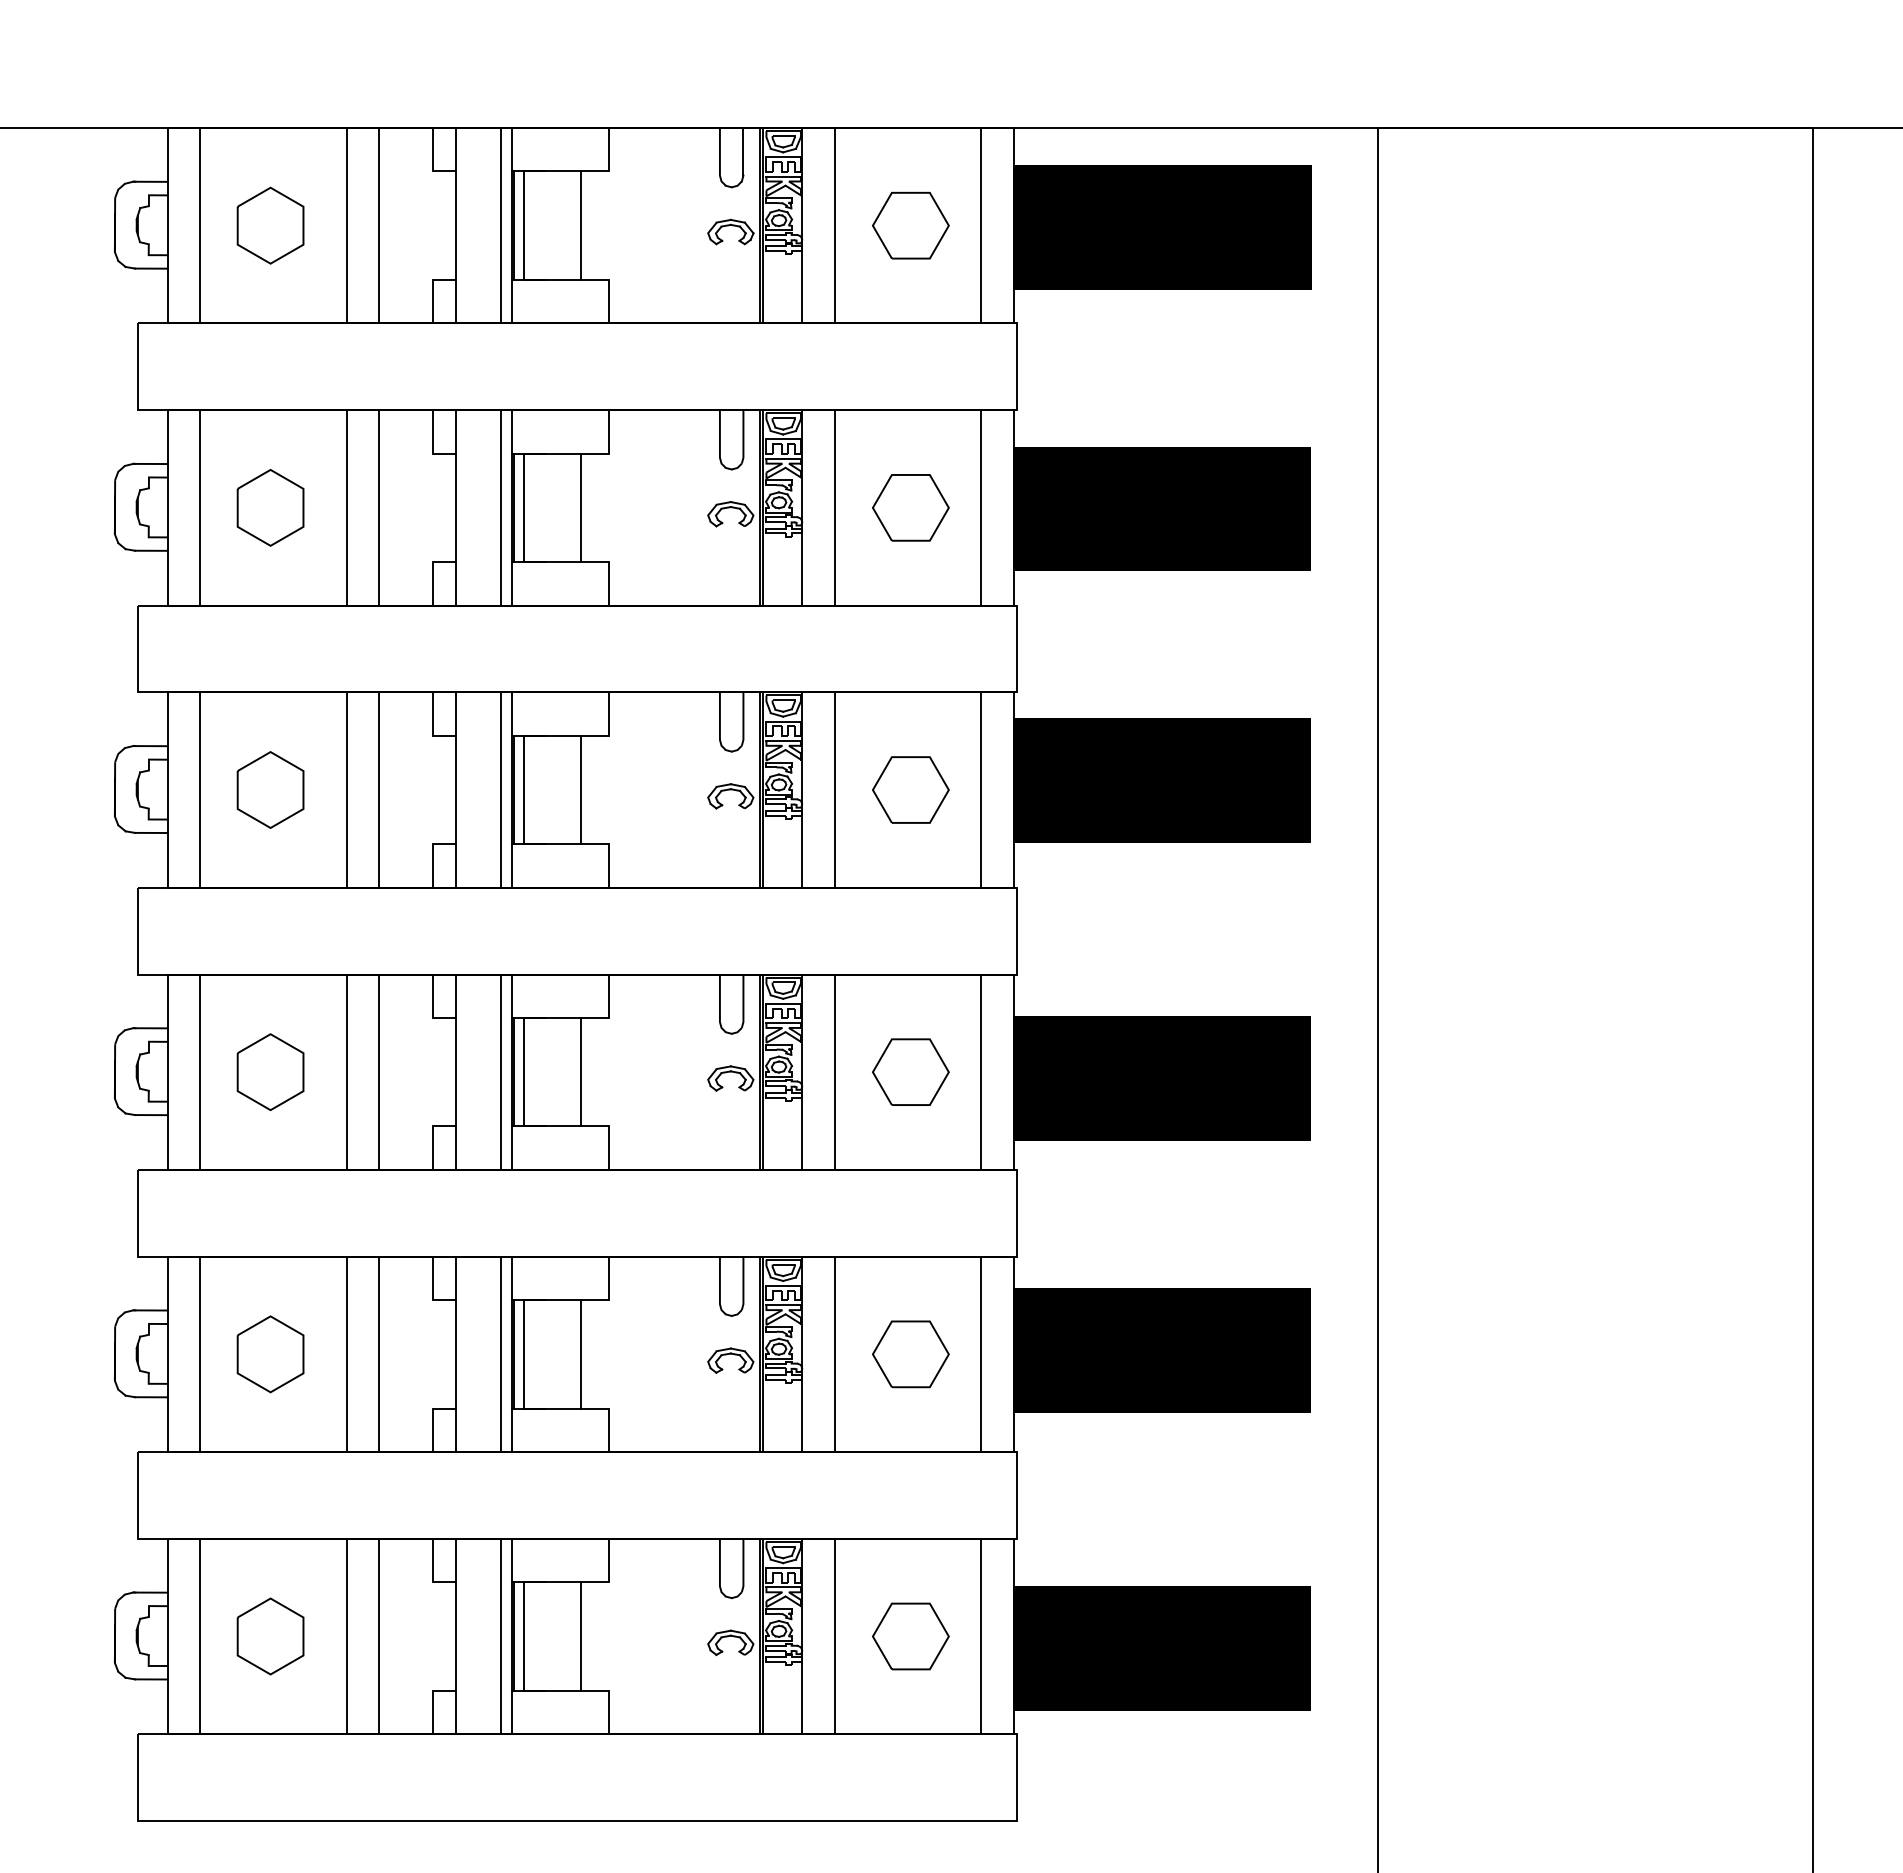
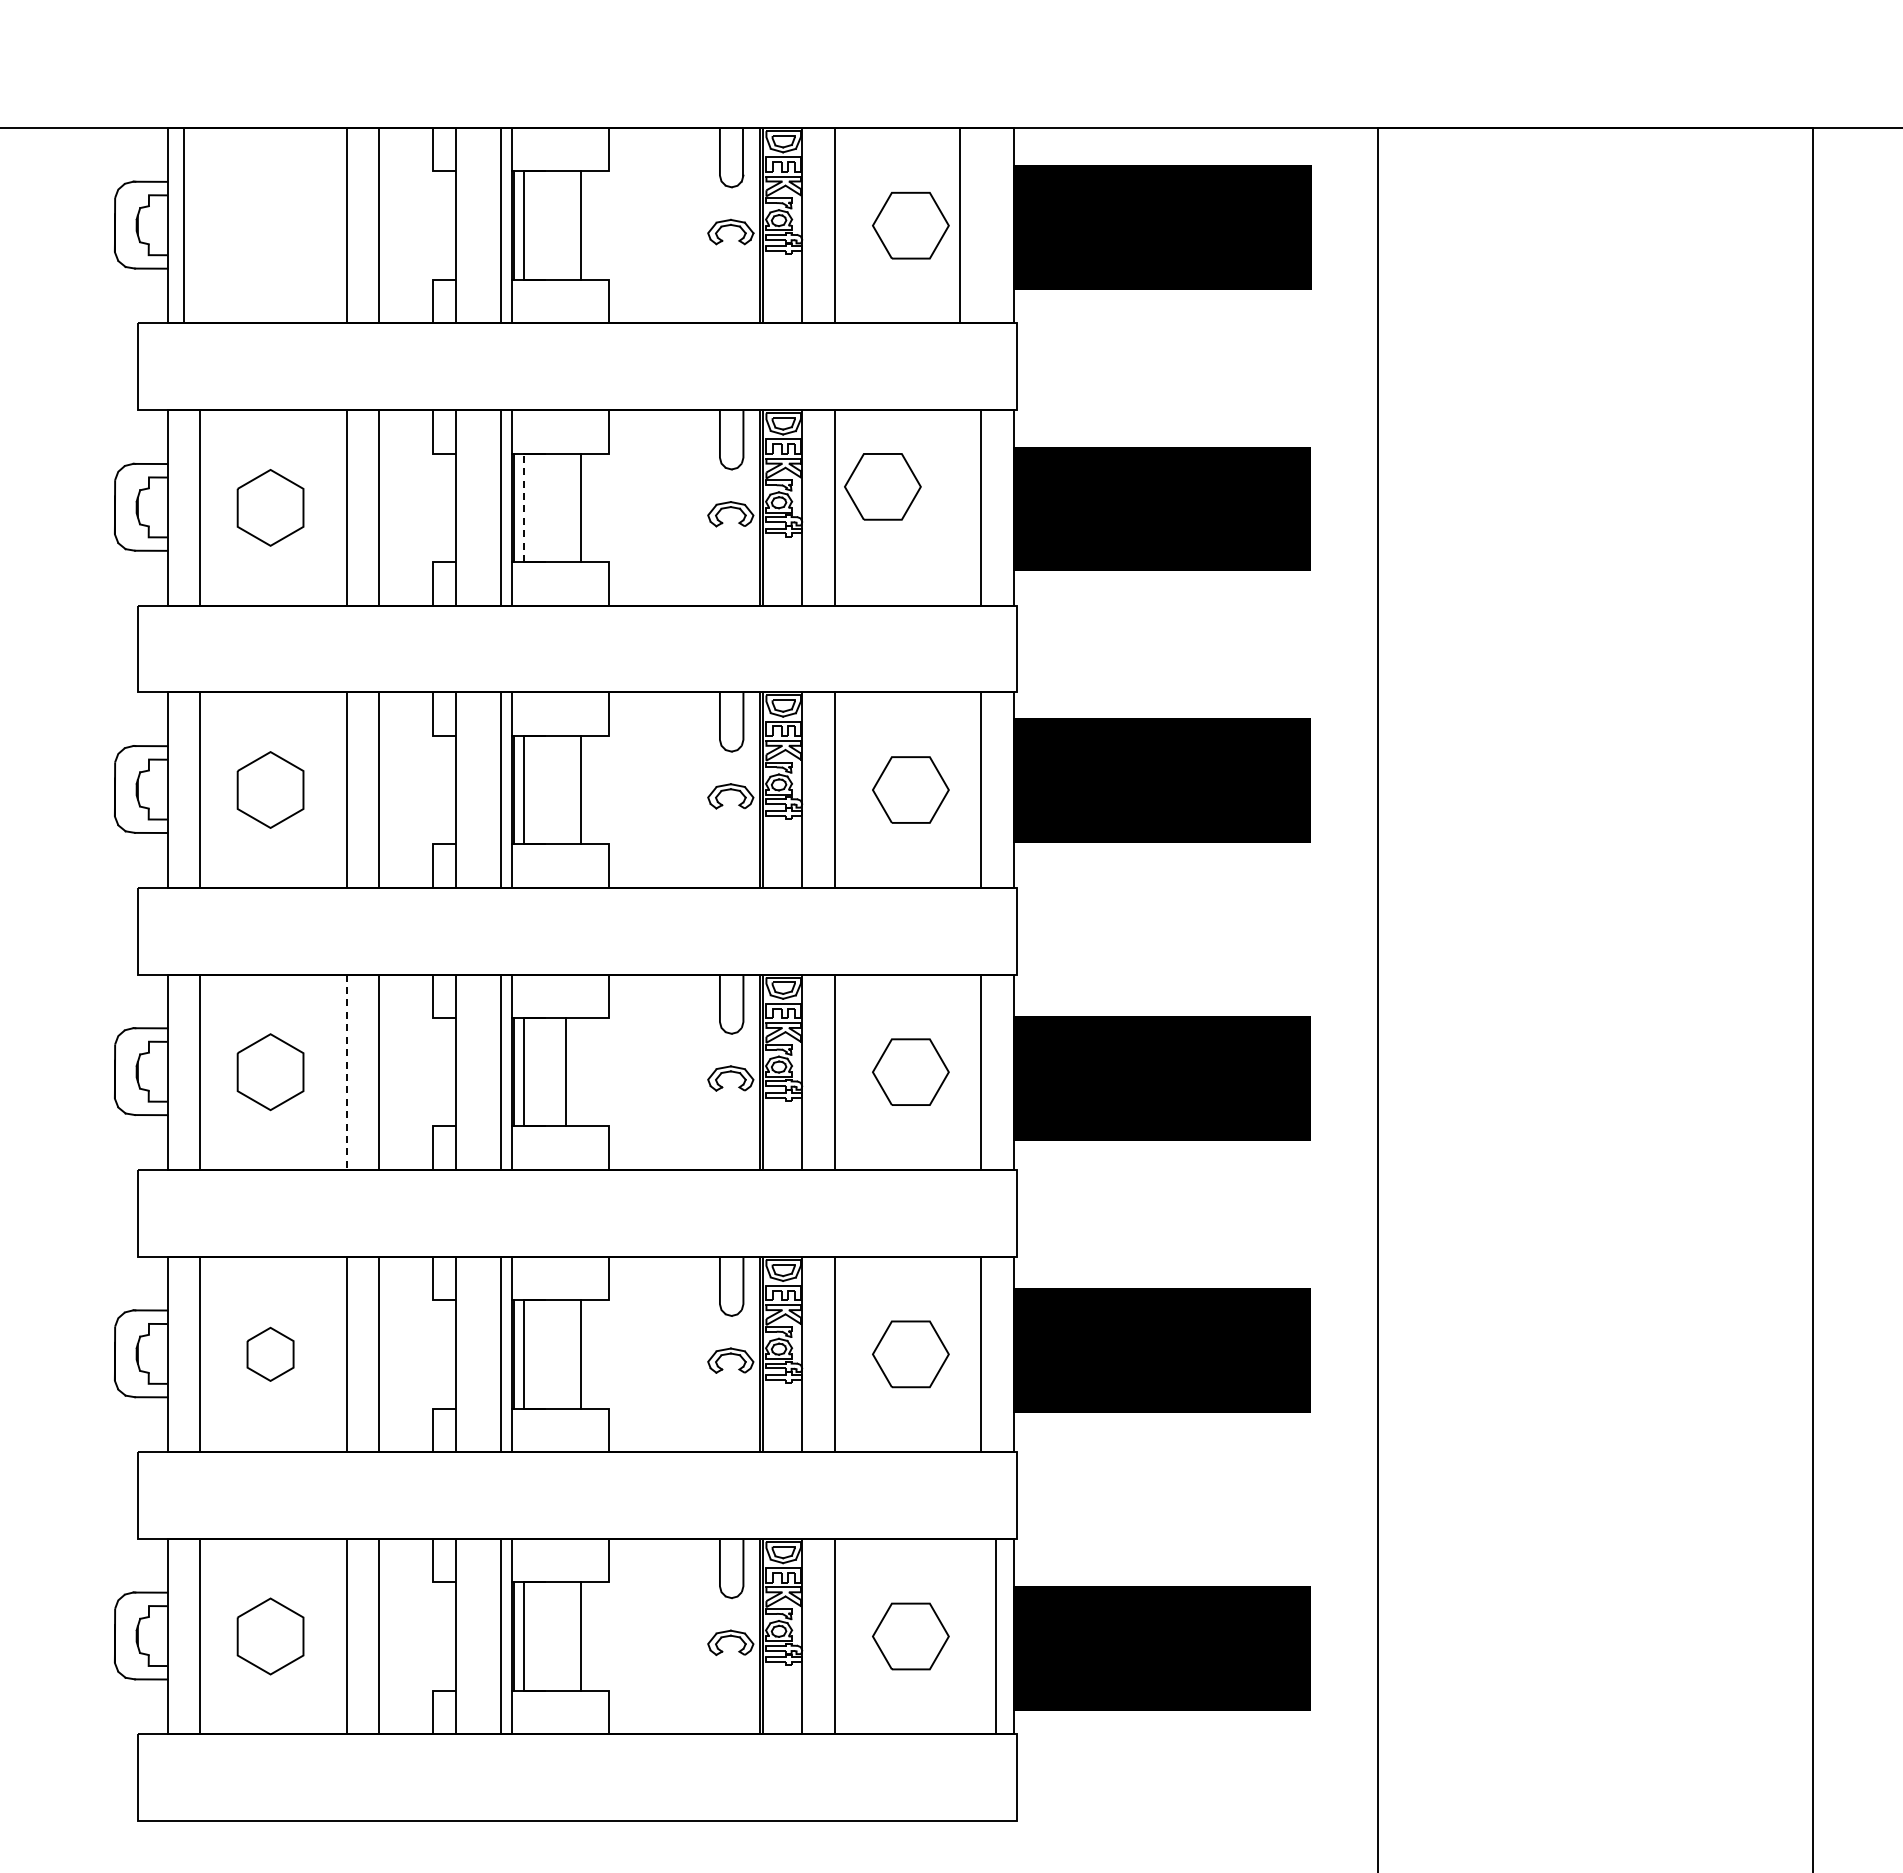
line position: (200, 225) -> (184, 225) (184, 225)
part: present -> none (270, 225)
line position: (981, 225) -> (960, 225) (960, 225)
line: solid -> dashed (524, 507)
part position: (910, 507) -> (882, 486) (882, 486)
line position: (580, 1071) -> (565, 1071) (565, 1071)
line: solid -> dashed (346, 1072)
part size: 69x79 px -> 49x56 px (270, 1353)
line position: (981, 1636) -> (996, 1636) (996, 1636)
